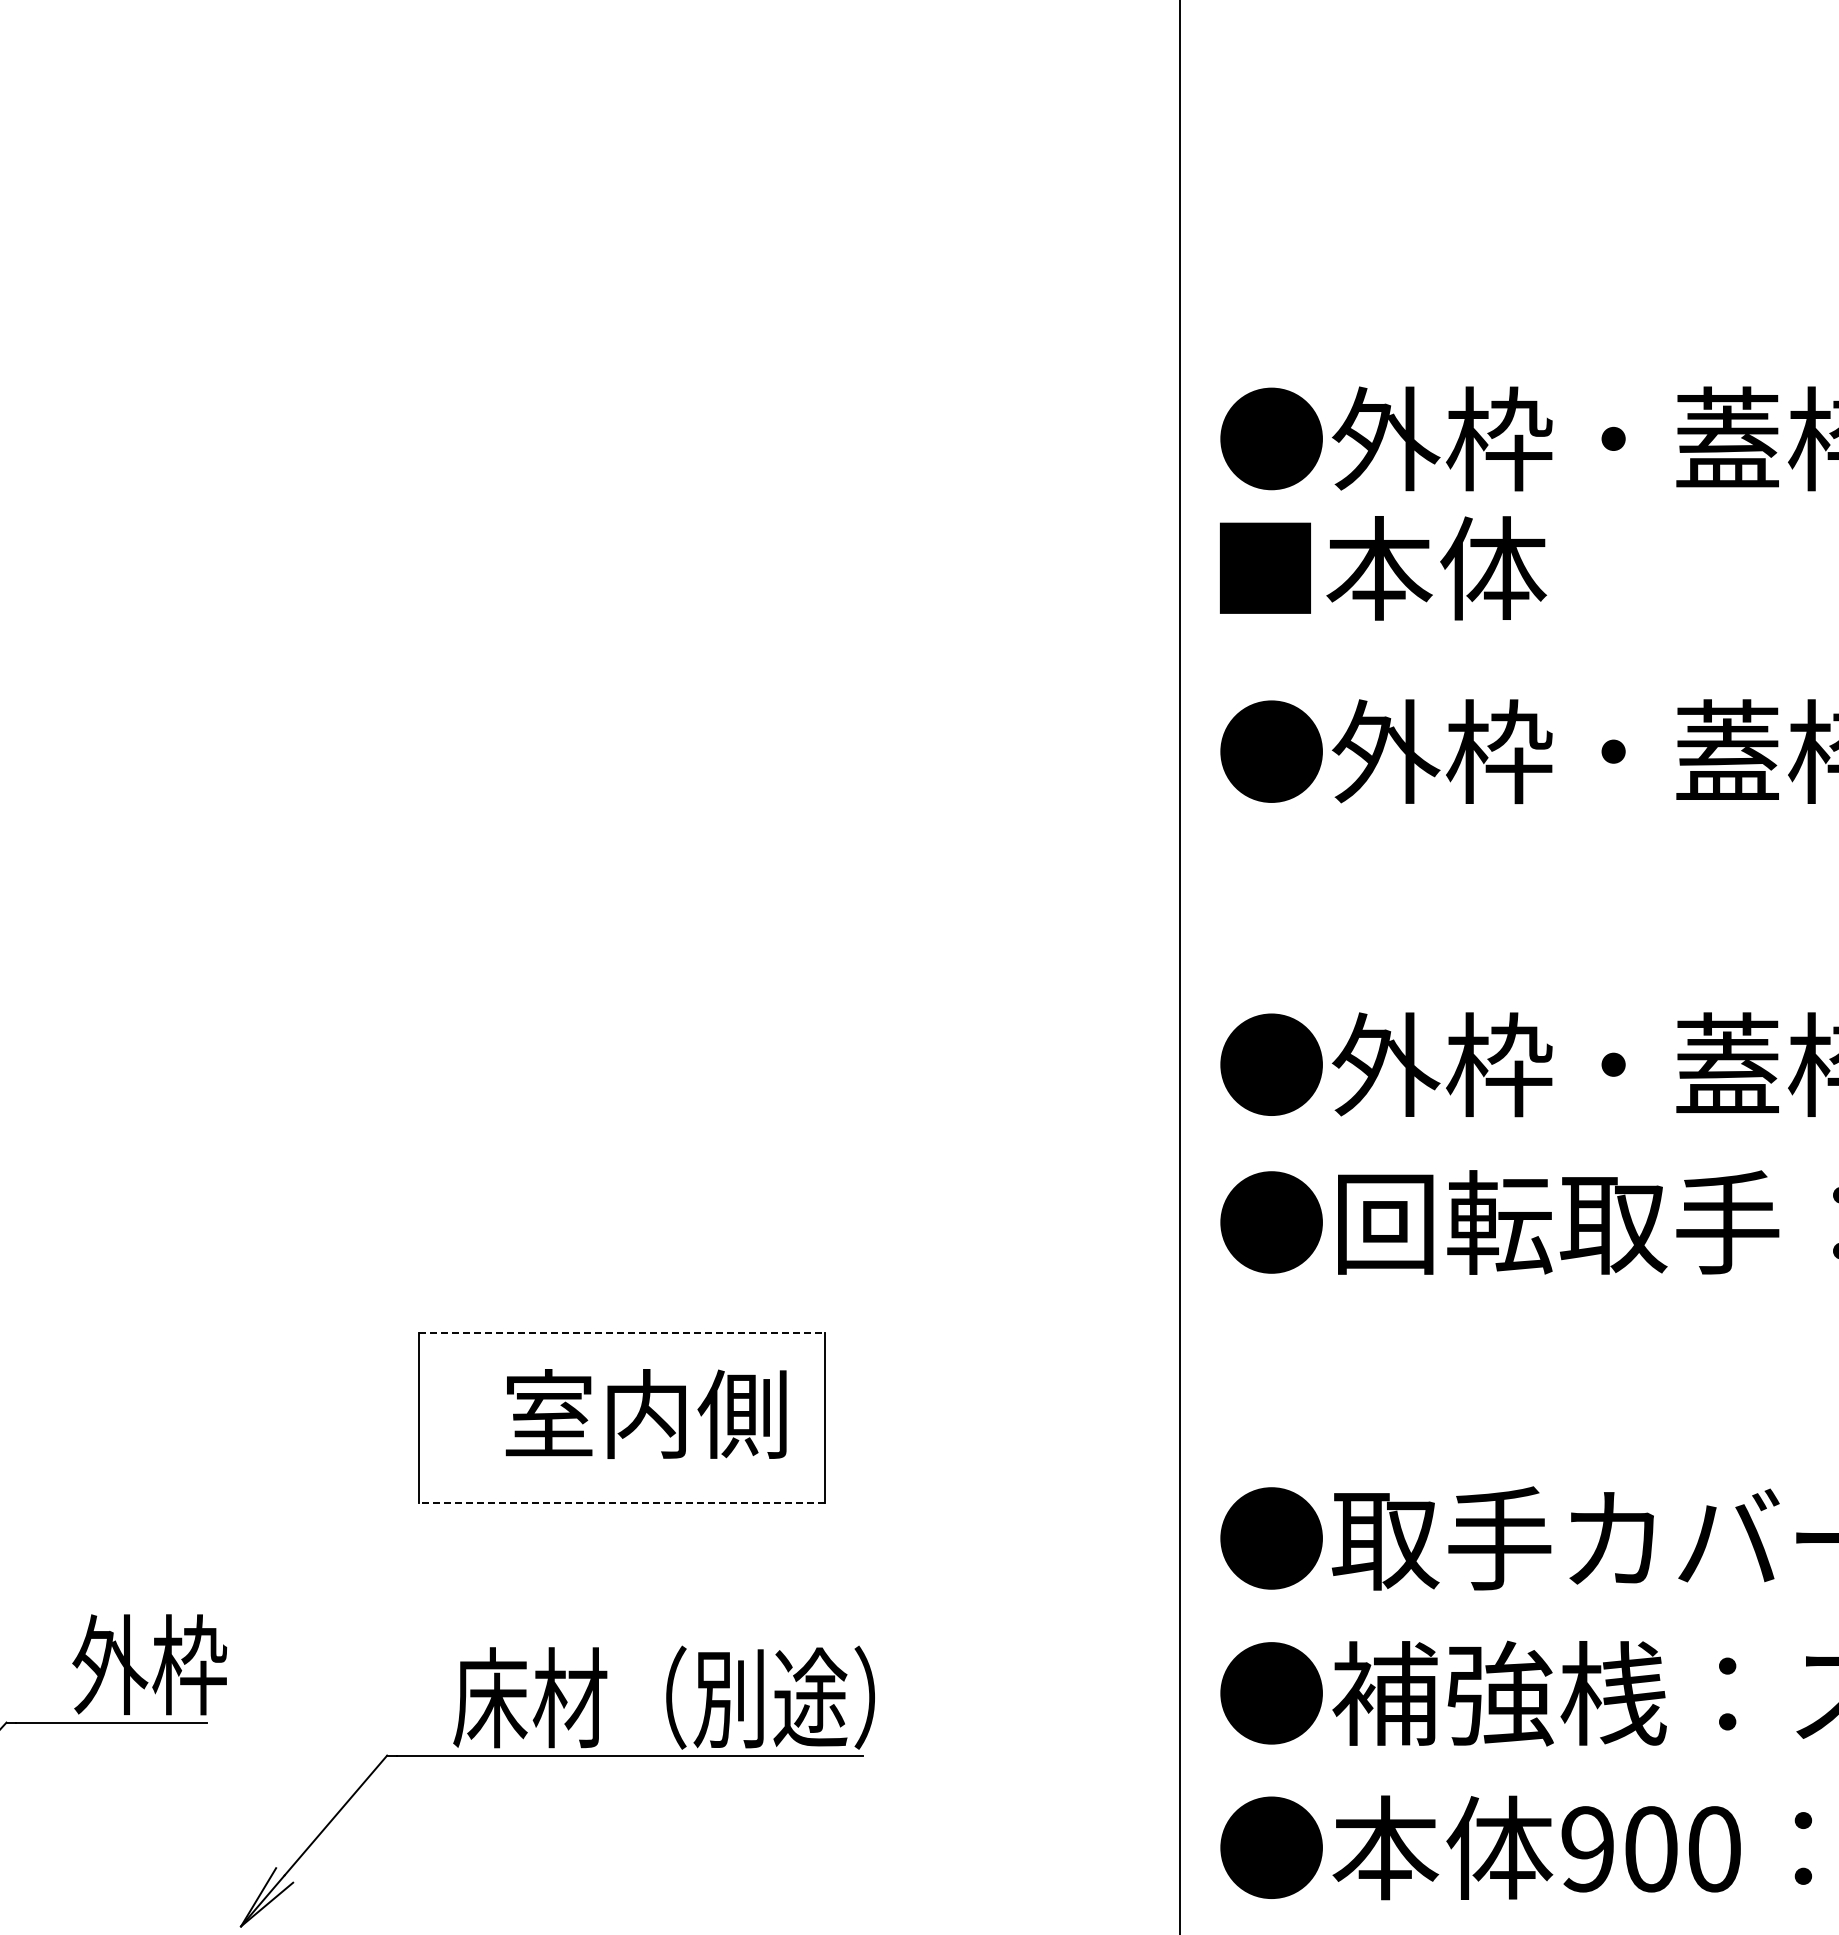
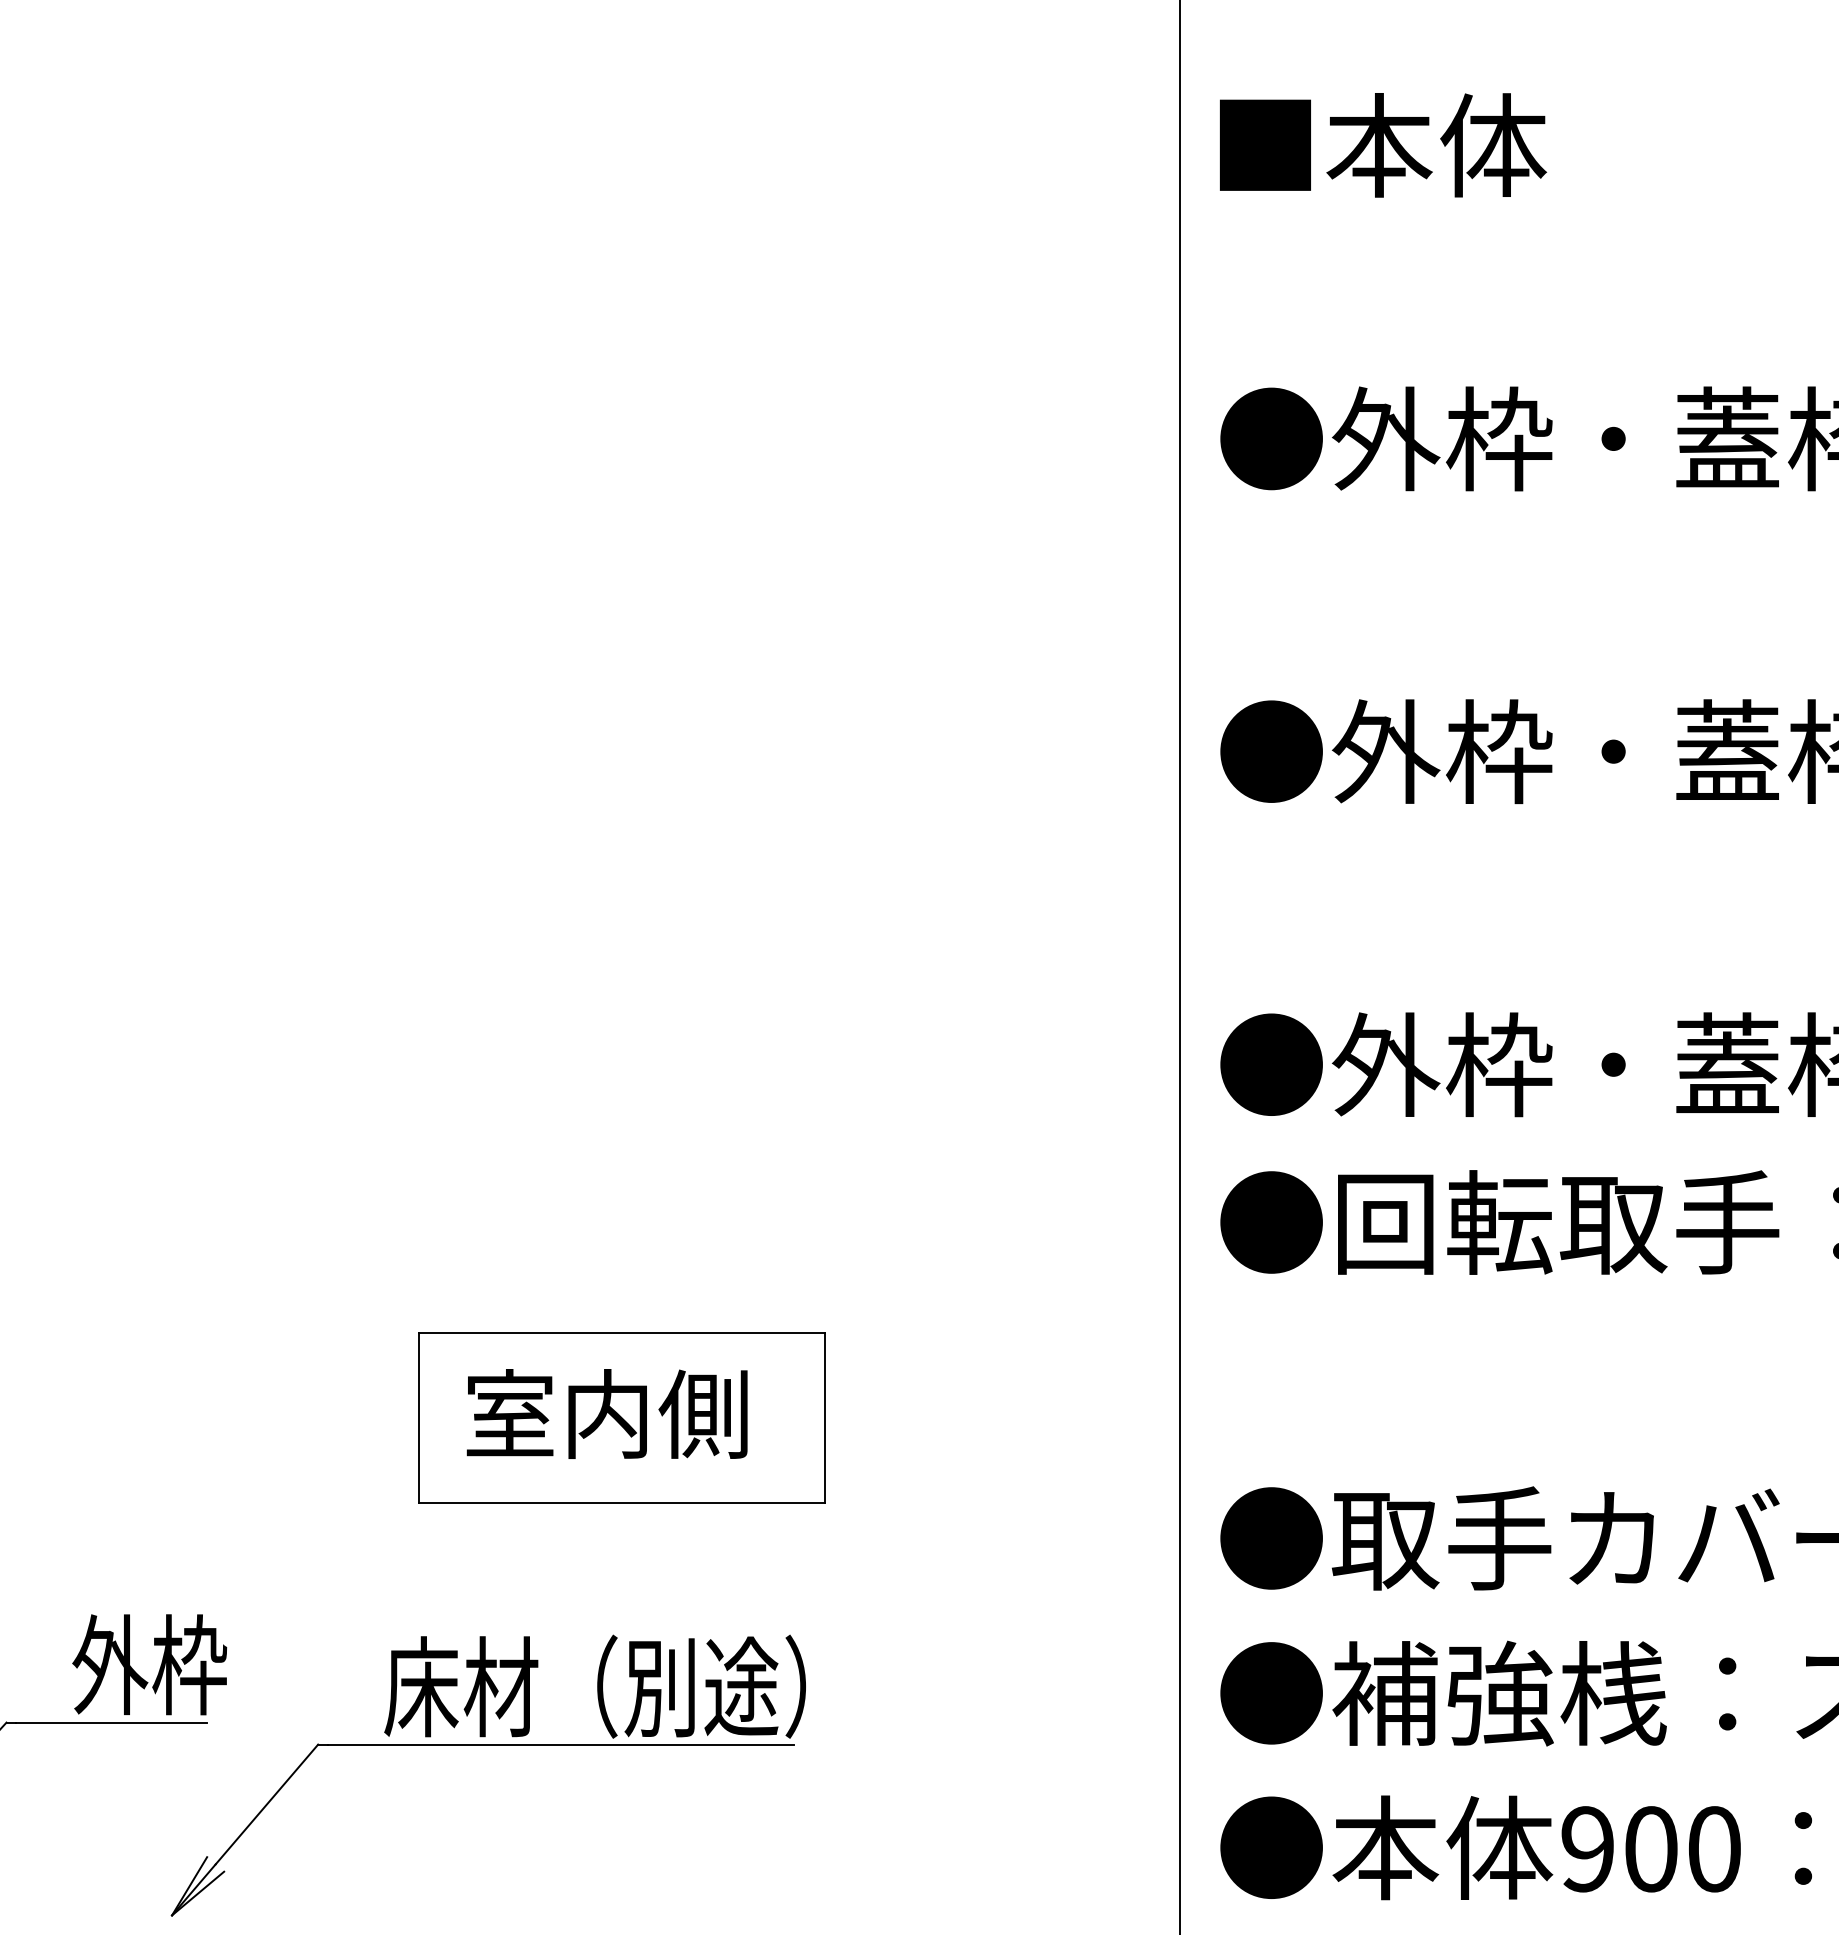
text position: (1383, 568) -> (1383, 145) (1383, 145)
line: dashed -> solid (621, 1333)
text position: (645, 1413) -> (606, 1413) (606, 1413)
line: dashed -> solid (621, 1503)
part position: (556, 1756) -> (487, 1745) (487, 1745)
